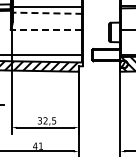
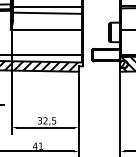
line: dashed -> solid (47, 13)
line: dashed -> solid (46, 30)
